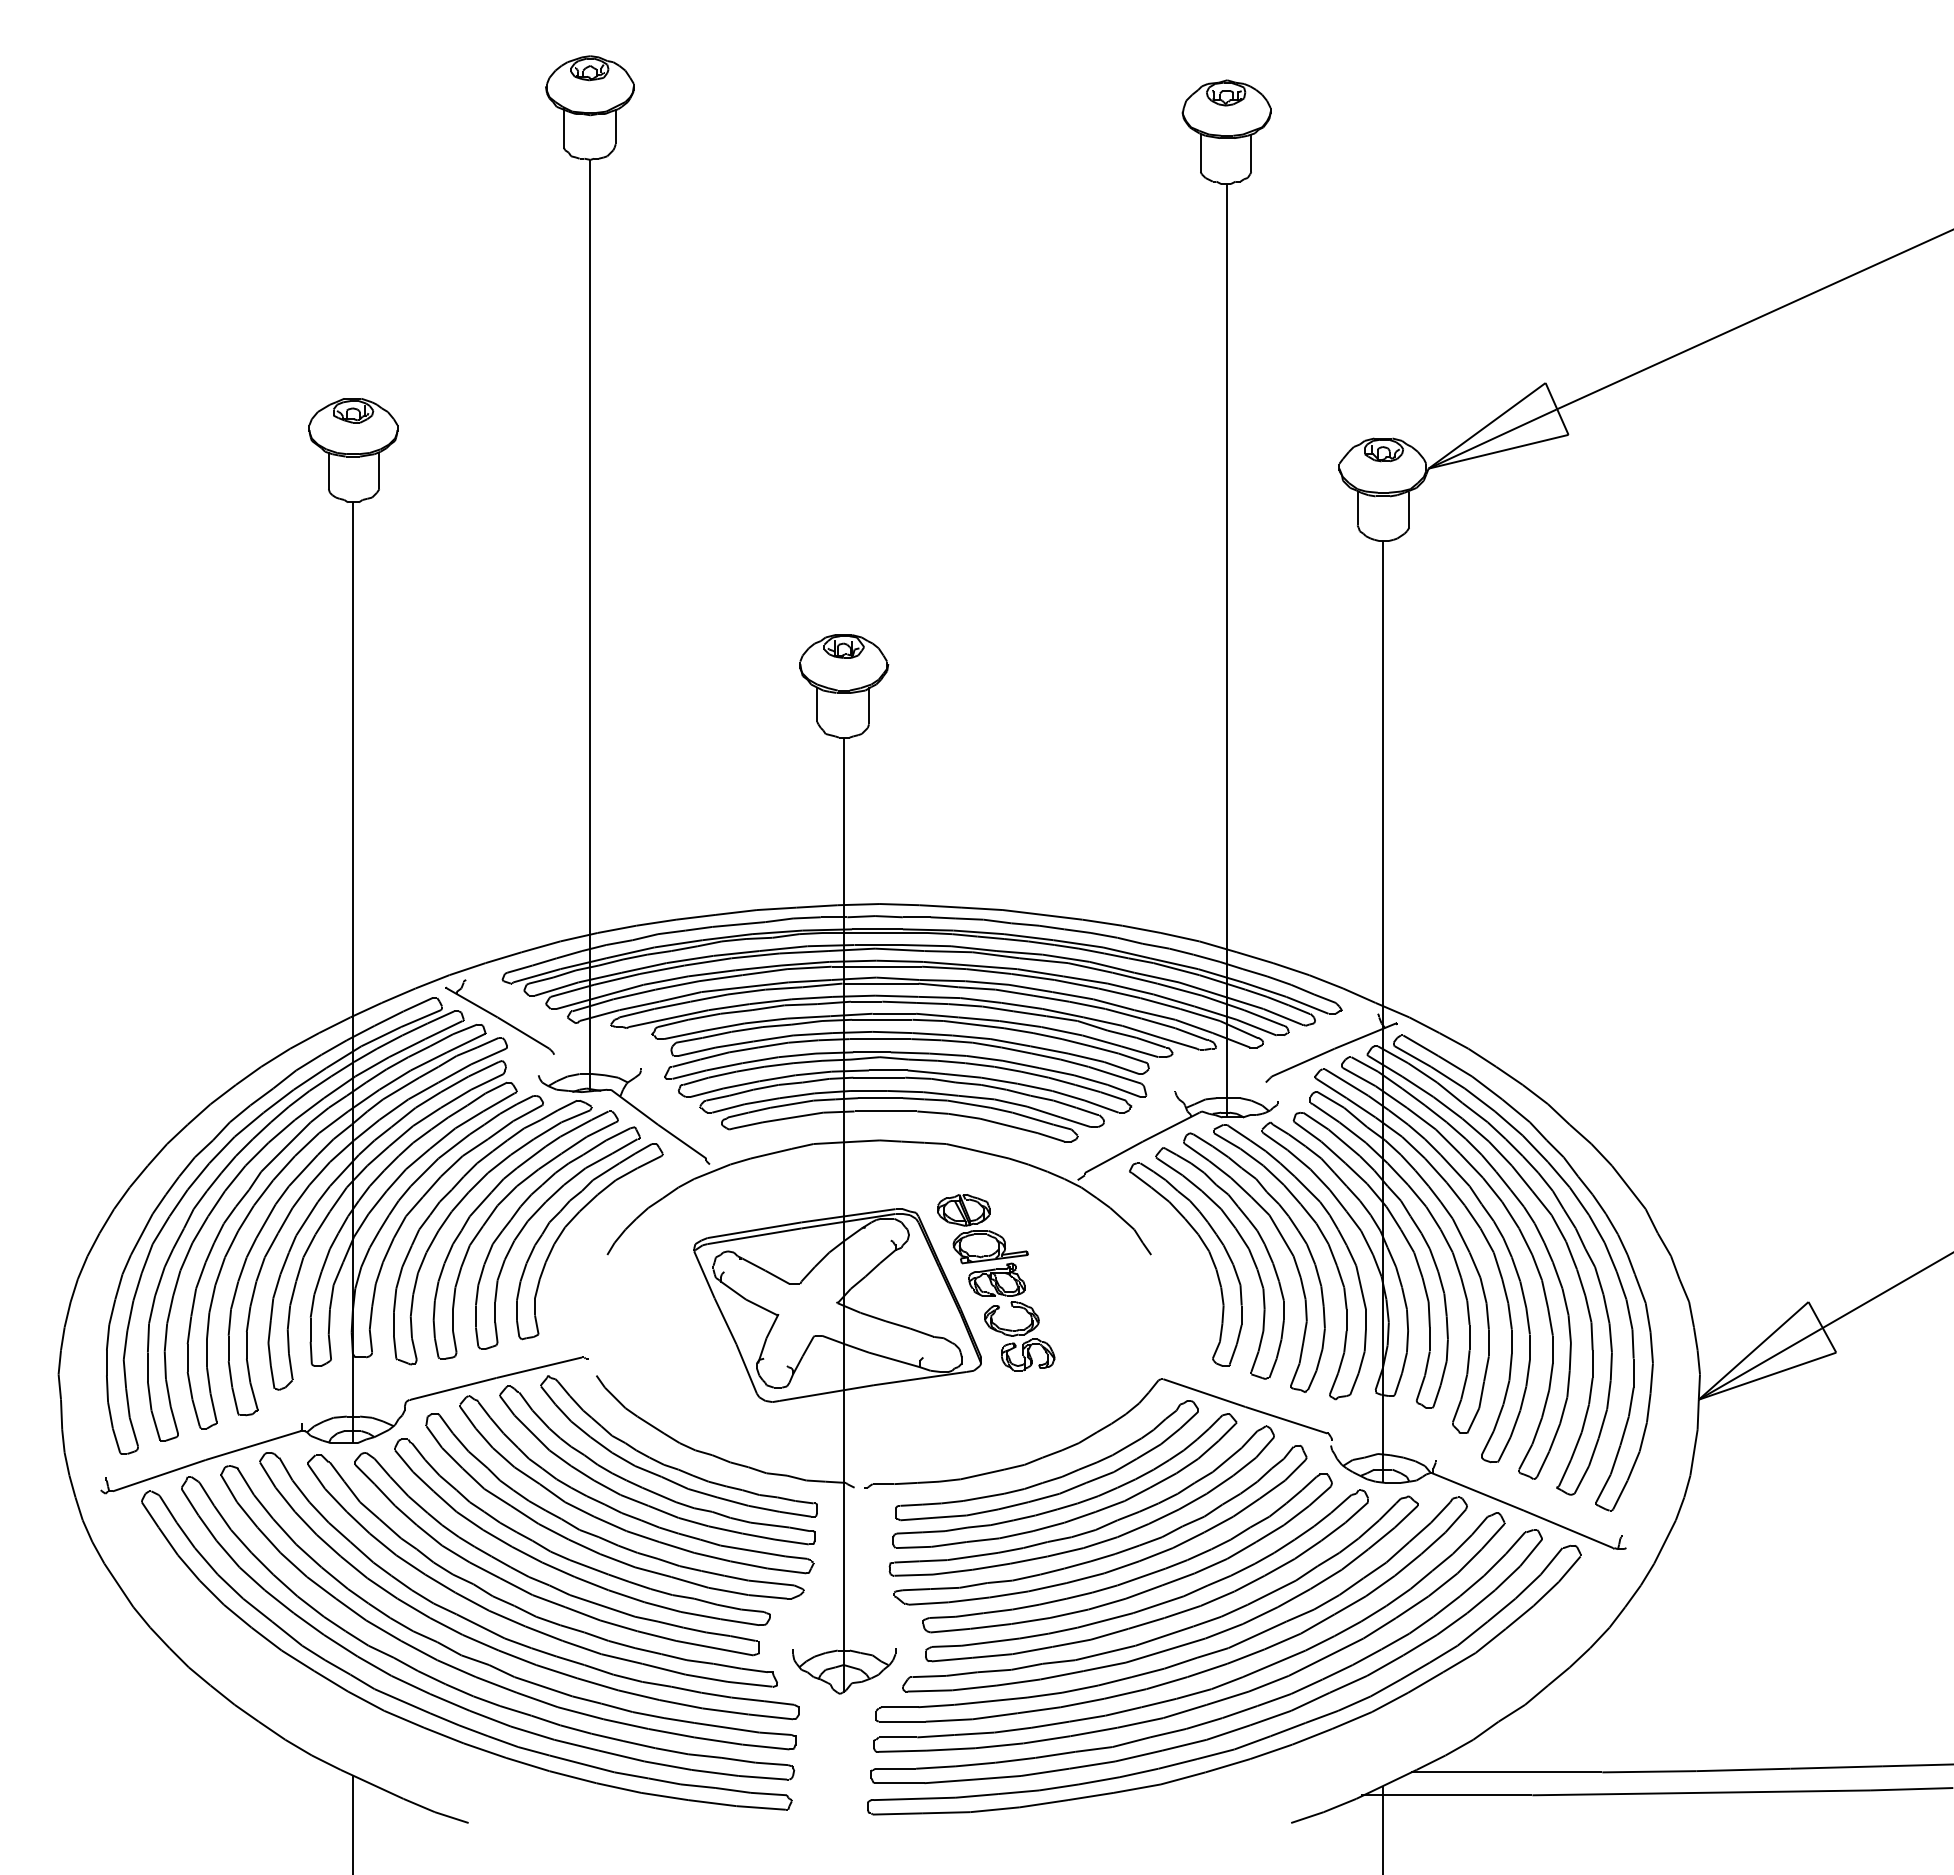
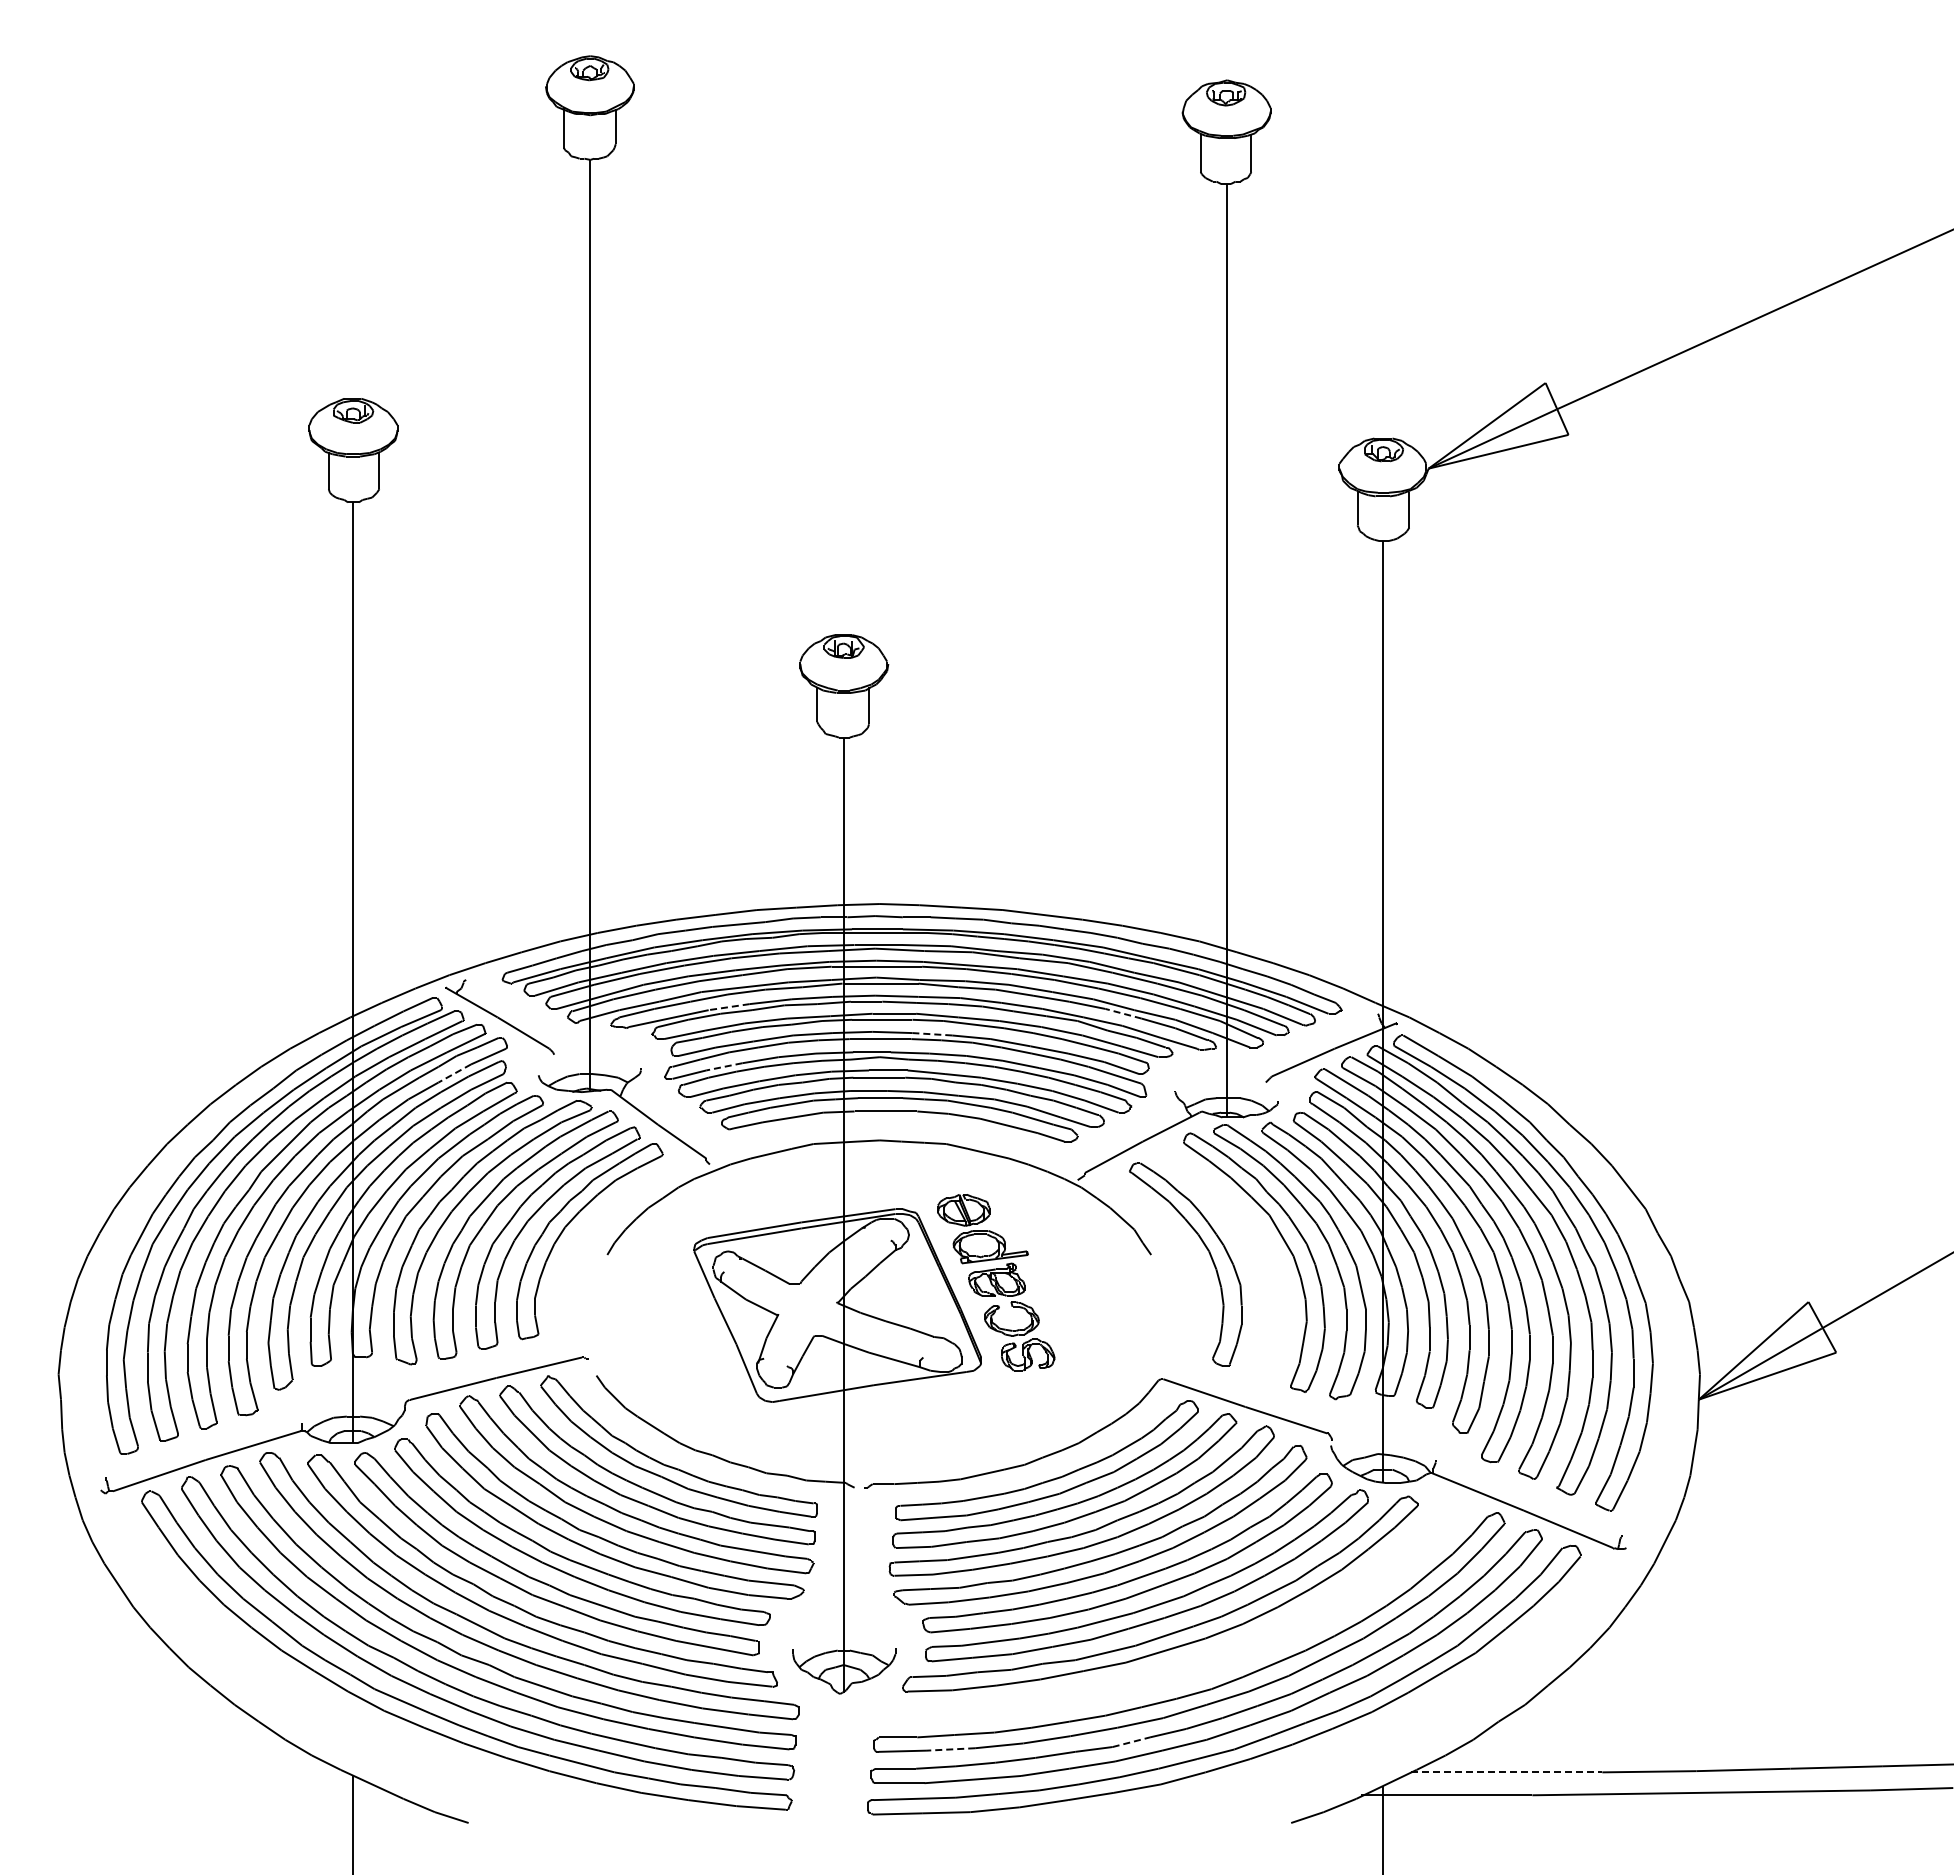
line: solid -> dashed (729, 1007)
line: solid -> dashed (1123, 1013)
line: solid -> dashed (932, 1034)
line: solid -> dashed (723, 1066)
line: solid -> dashed (454, 1073)
part: present -> none (1246, 1247)
part: present -> none (1188, 1659)
line: solid -> dashed (1131, 1742)
line: solid -> dashed (950, 1749)
line: solid -> dashed (1506, 1772)
